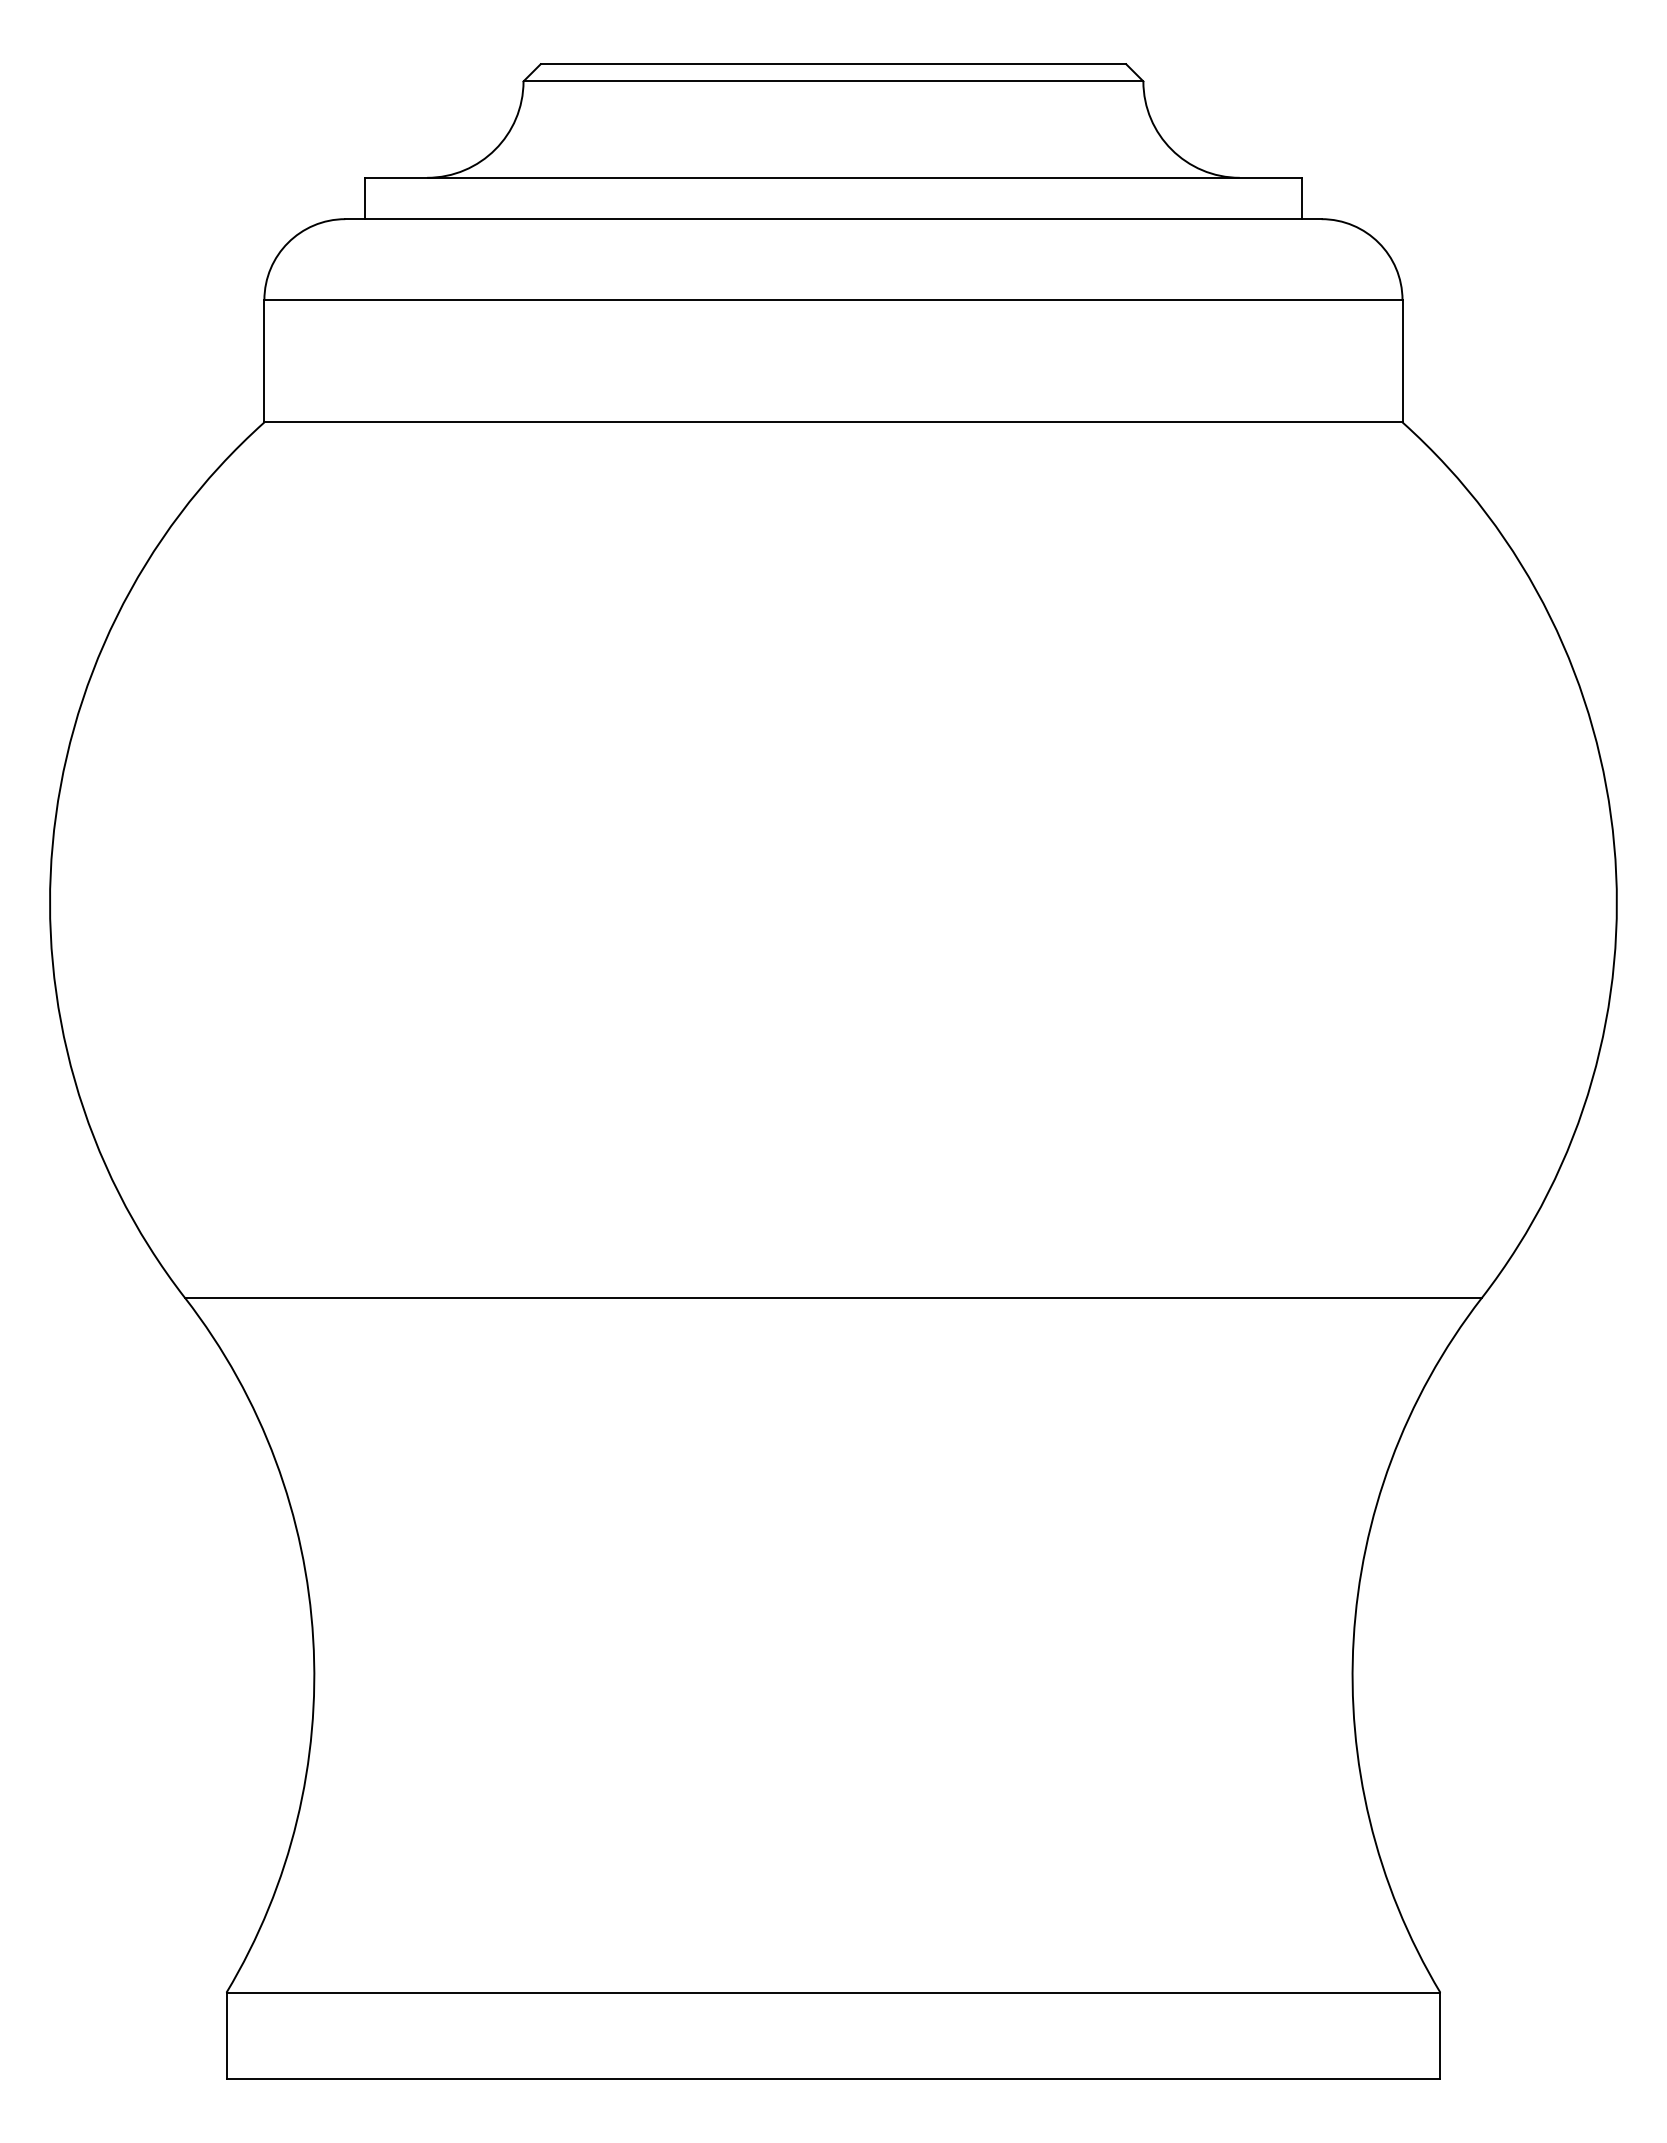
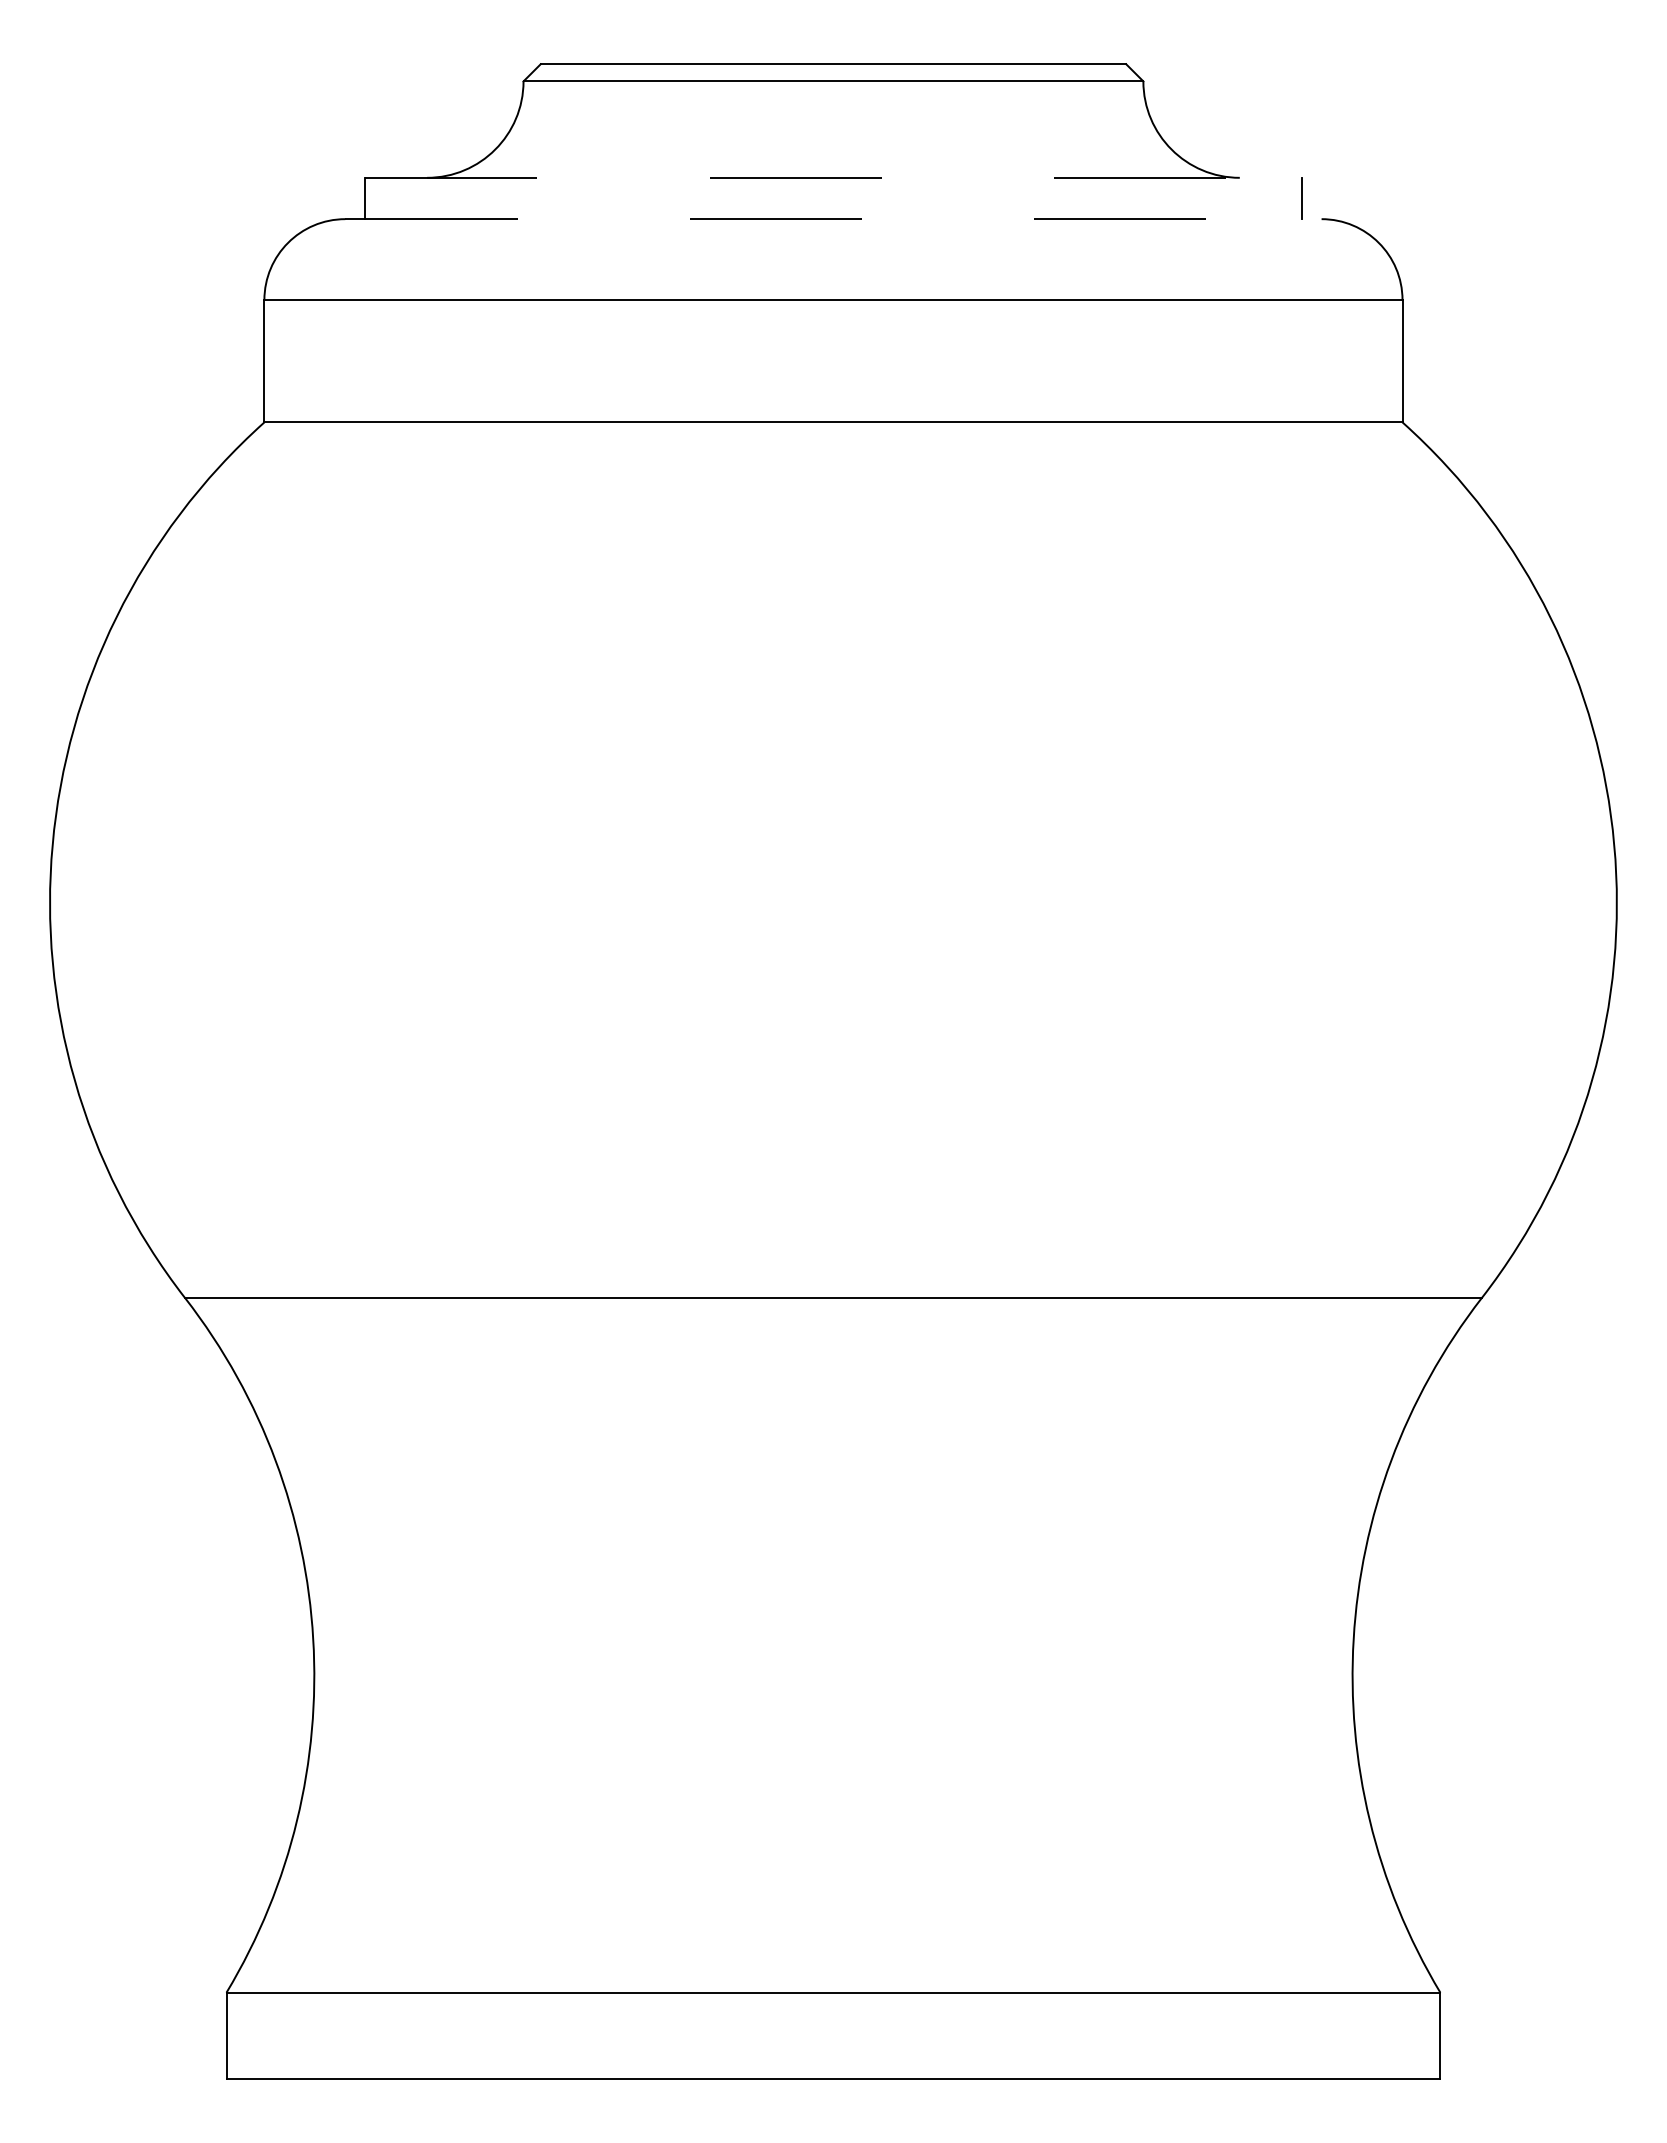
line: solid -> dashed (833, 177)
line: solid -> dashed (833, 219)
